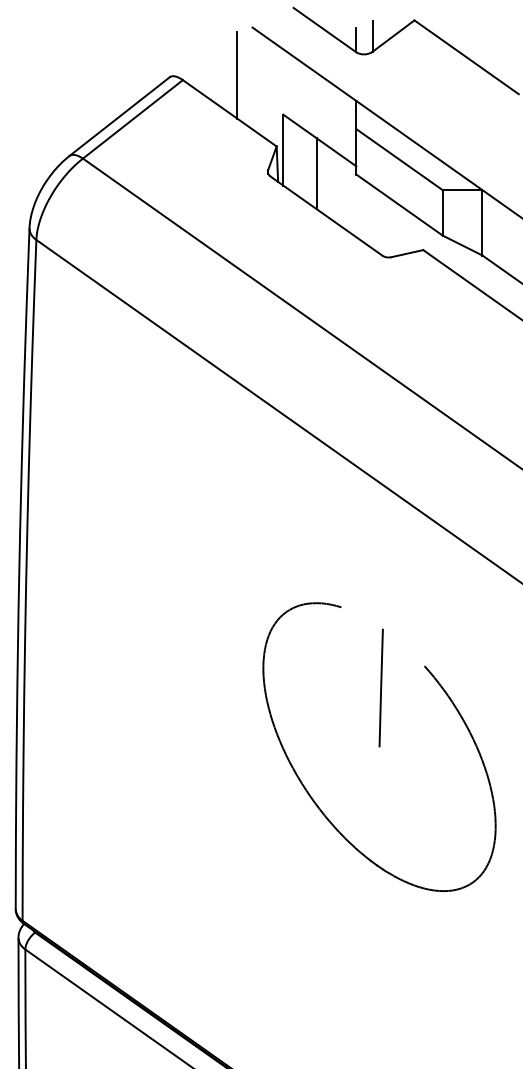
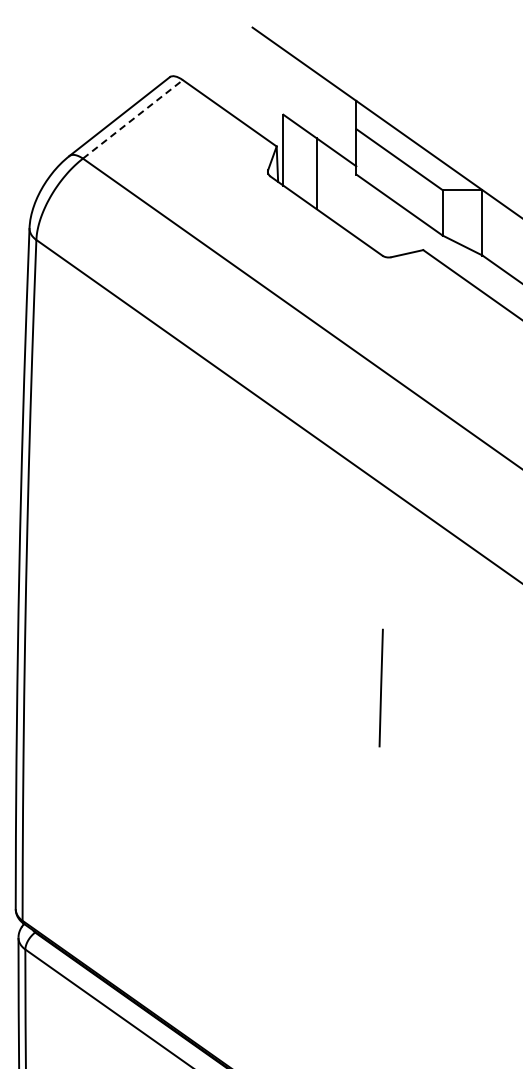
part: present -> none (396, 35)
line: present -> none (237, 75)
line: solid -> dashed (132, 119)
part: present -> none (448, 698)
